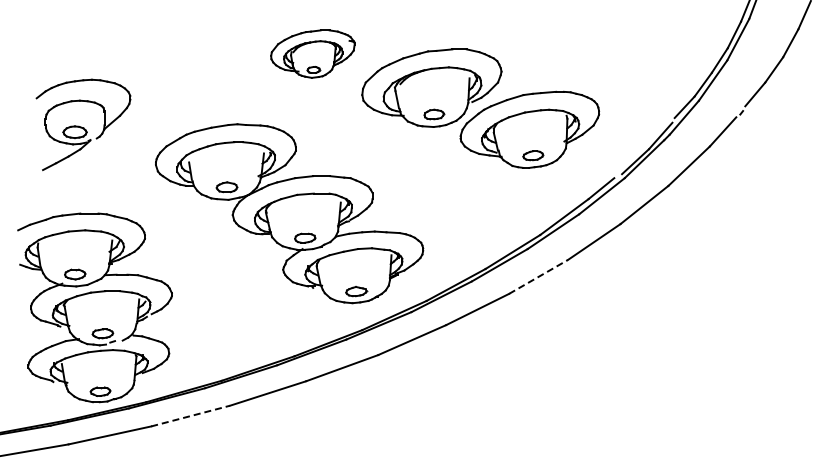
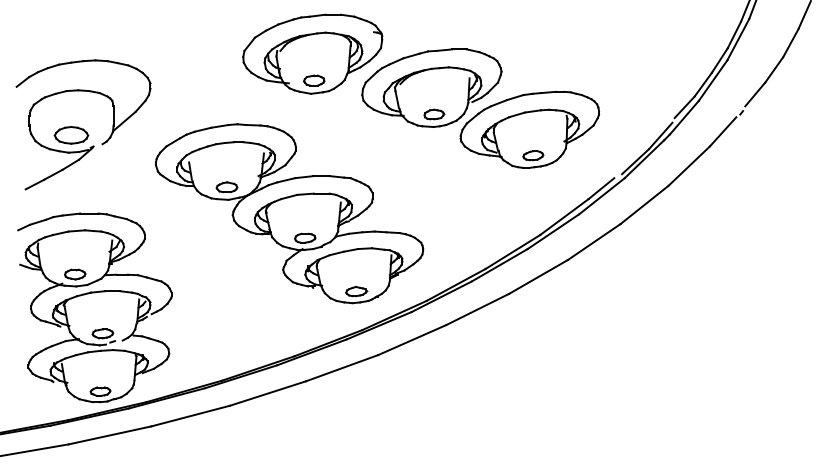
part size: 86x50 px -> 142x82 px (312, 53)
part size: 97x94 px -> 137x132 px (83, 124)
line: dashed -> solid (538, 276)
line: dashed -> solid (190, 416)
